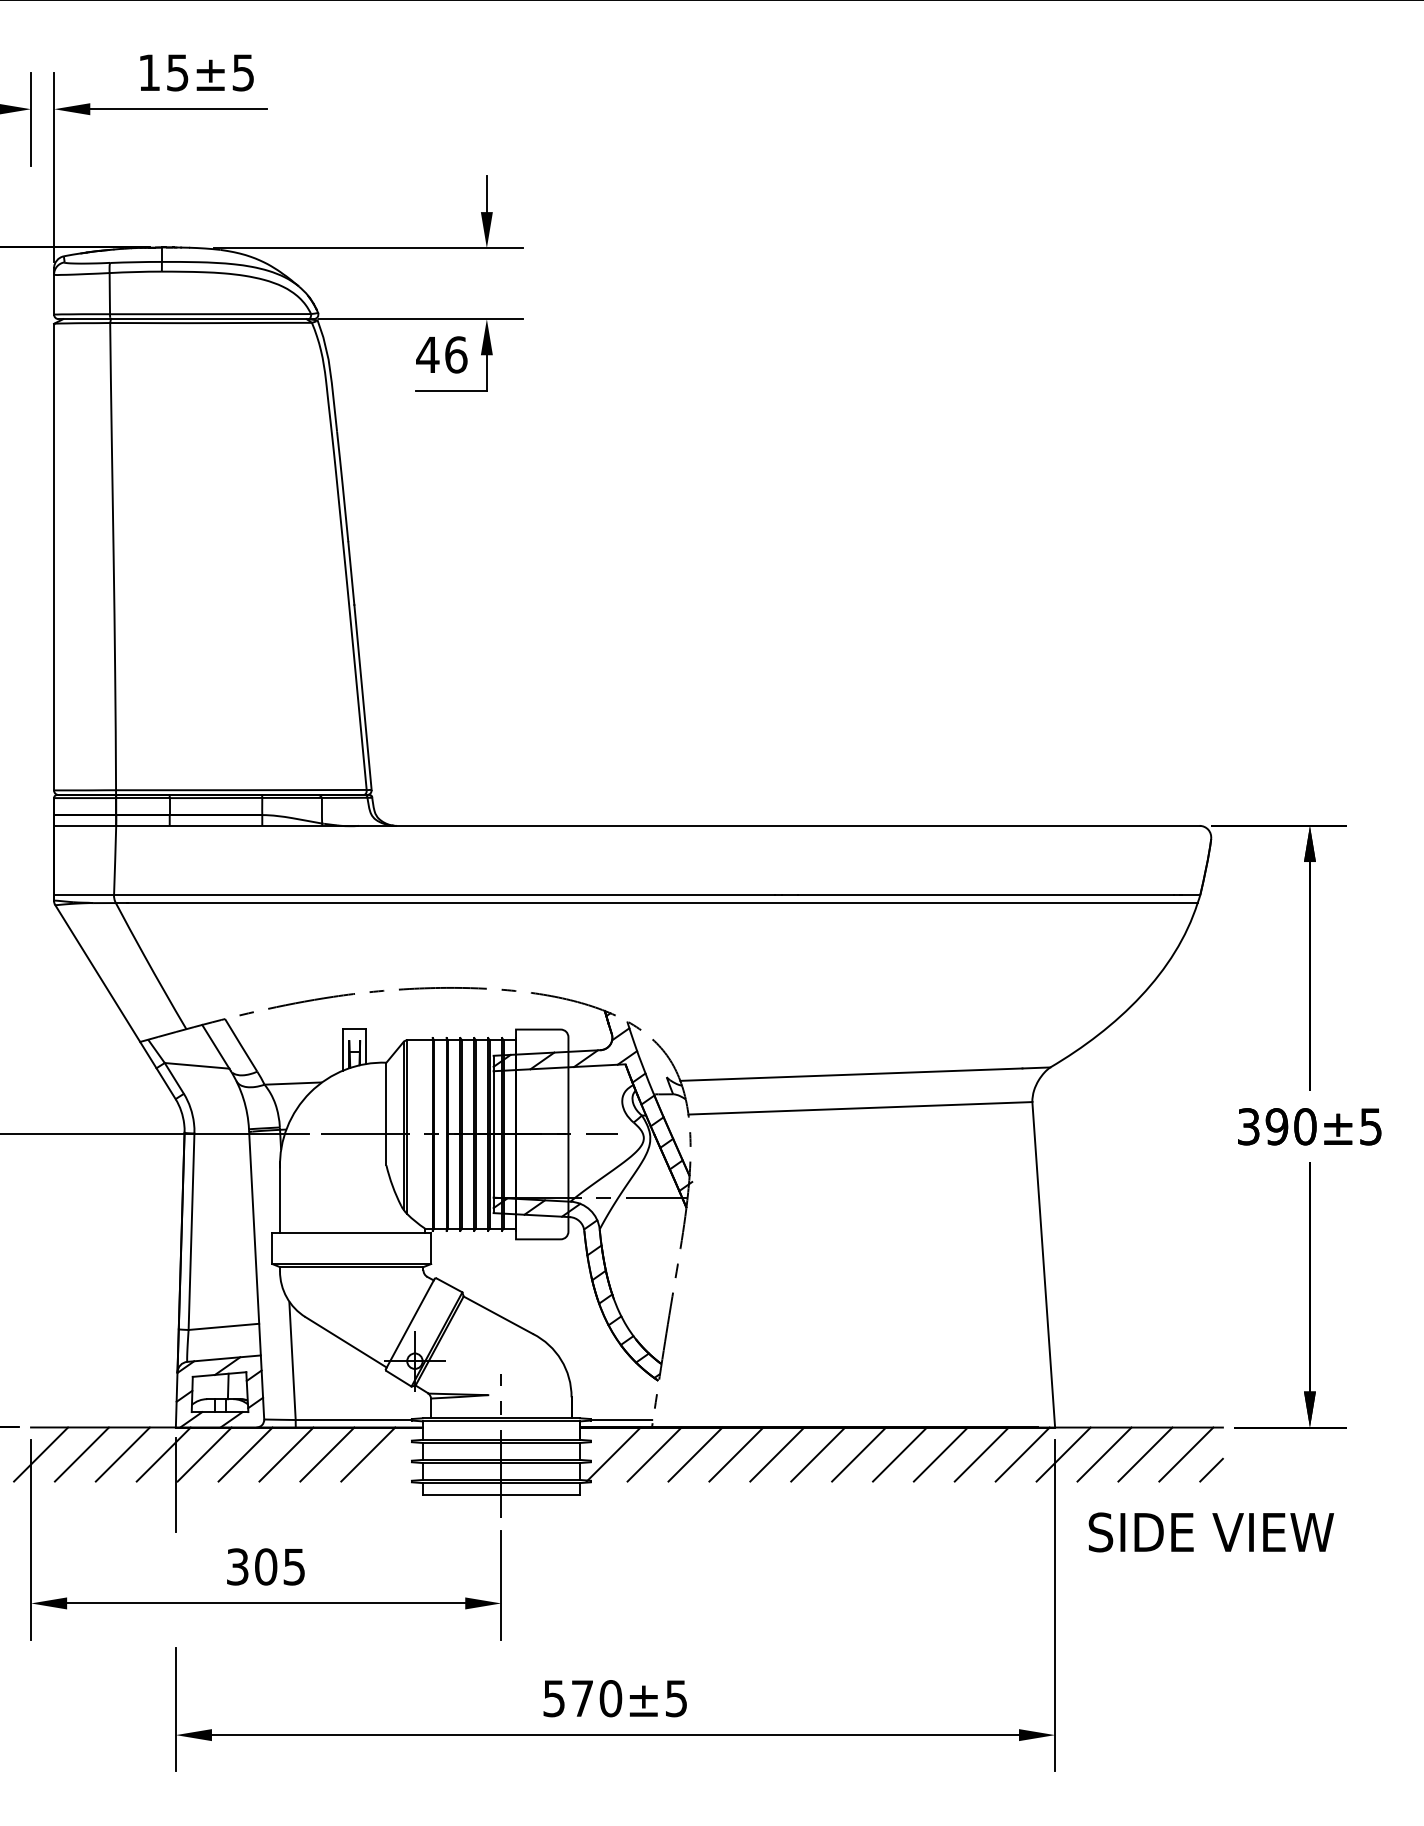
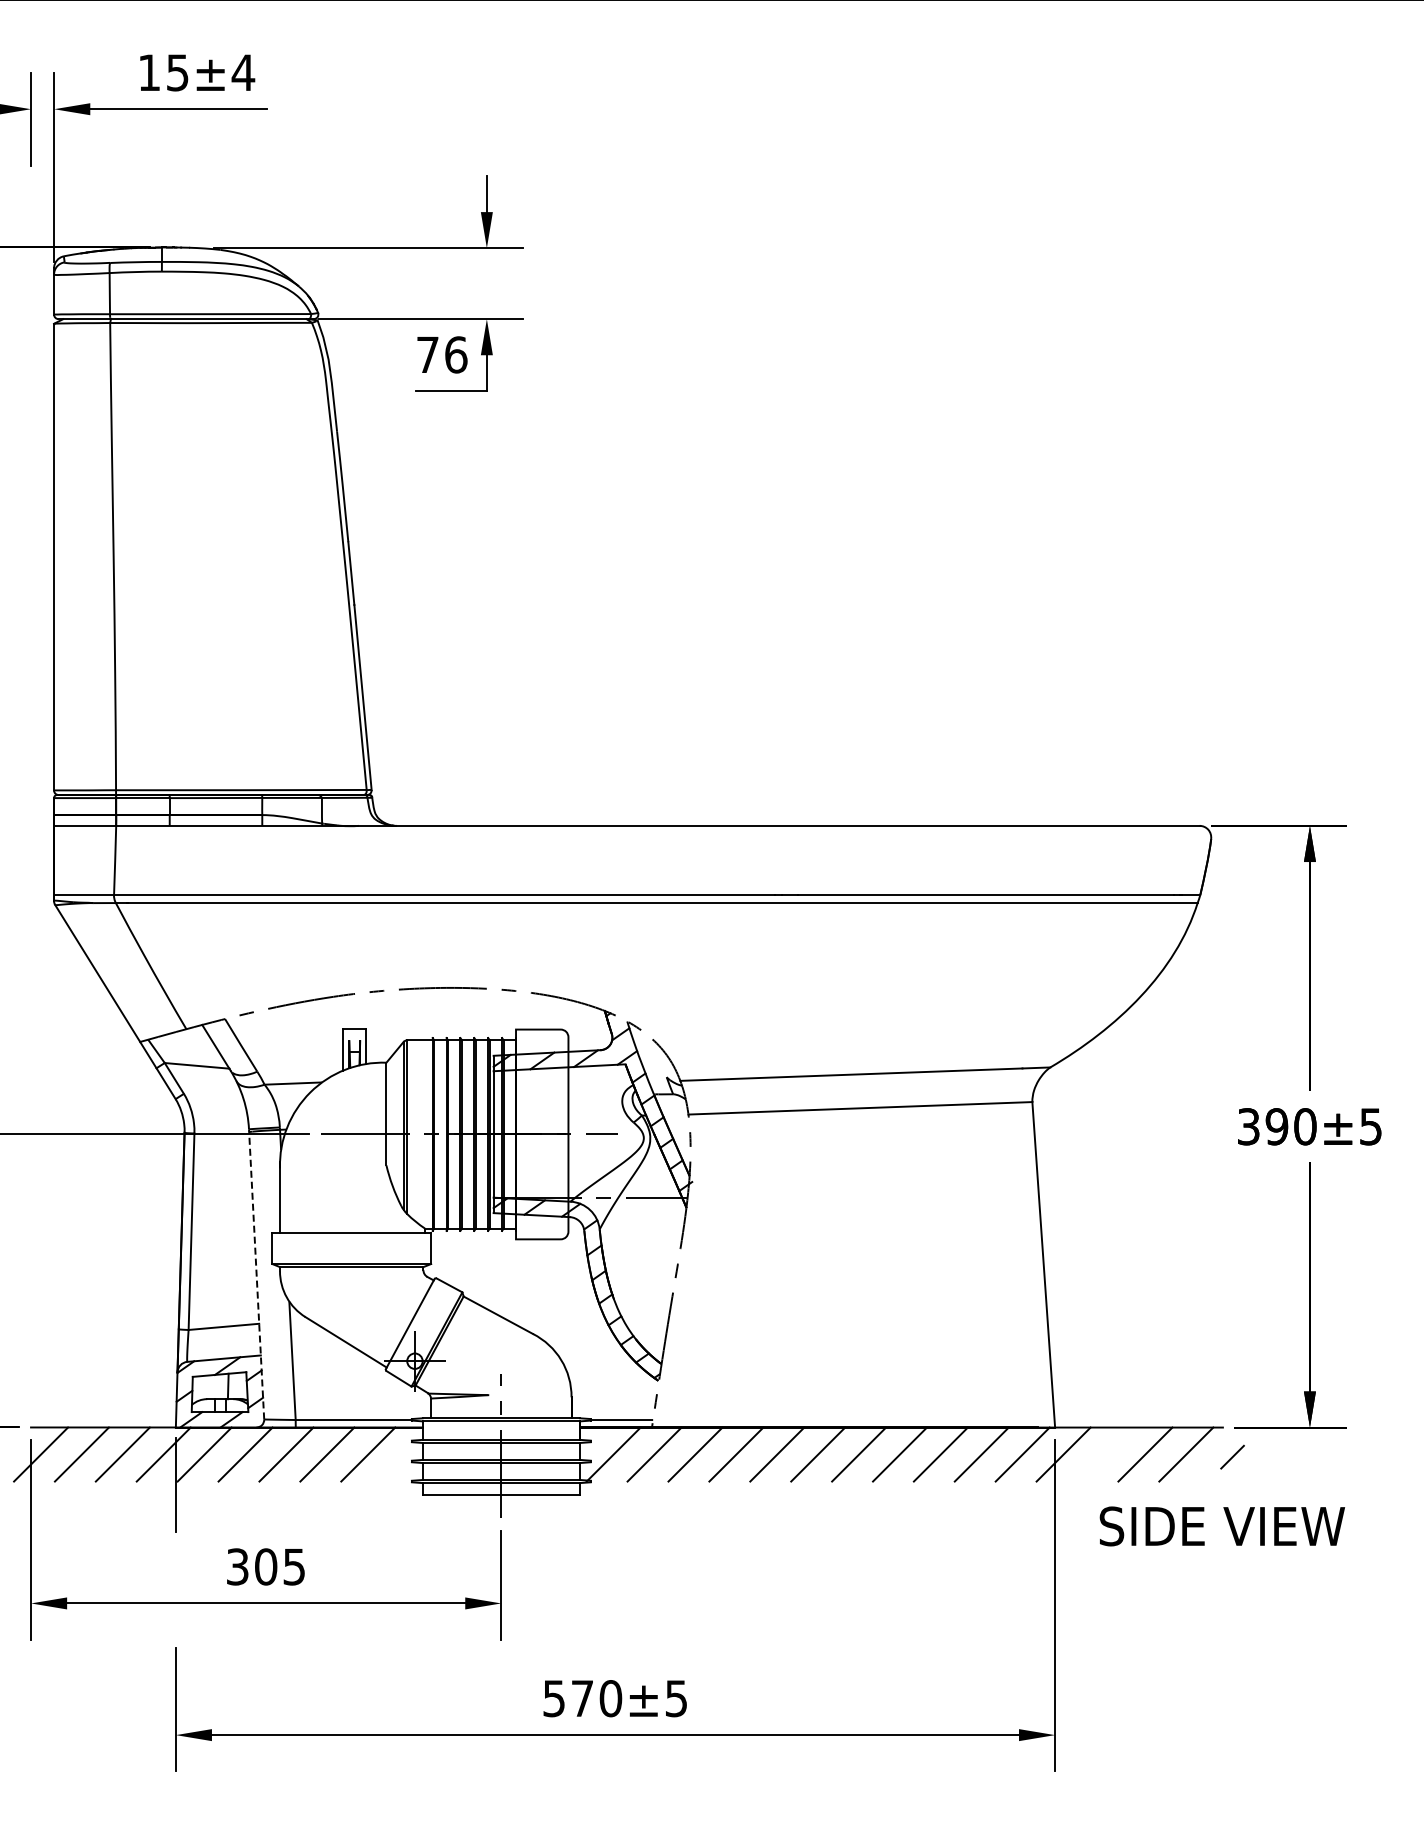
text: 15±5 -> 15±4 (243, 72)
text: 46 -> 76 (427, 354)
line: solid -> dashed (256, 1273)
line: present -> none (1104, 1454)
line position: (1211, 1469) -> (1232, 1456) (1232, 1456)
text position: (1210, 1532) -> (1221, 1526) (1221, 1526)
